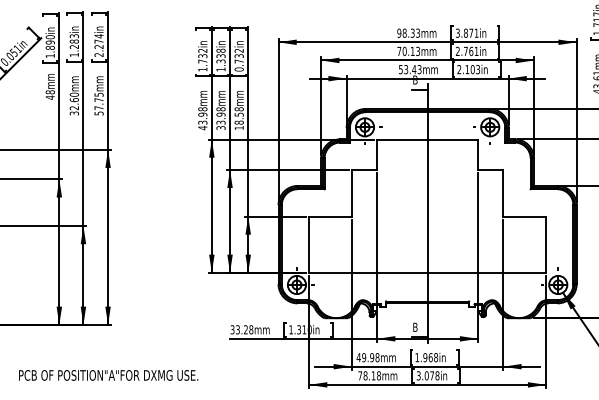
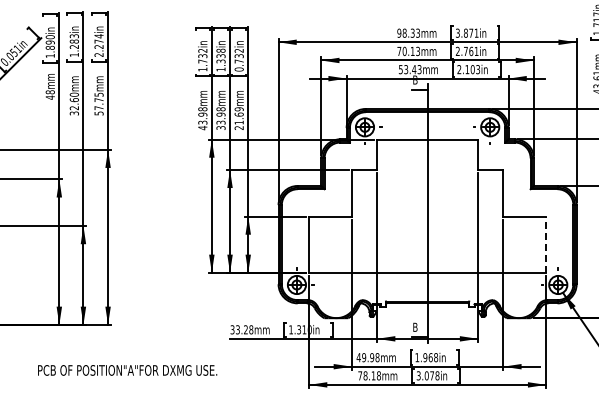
text: 18.58mm -> 21.69mm (238, 118)
line: solid -> dashed (546, 244)
text position: (108, 375) -> (127, 370) (127, 370)
